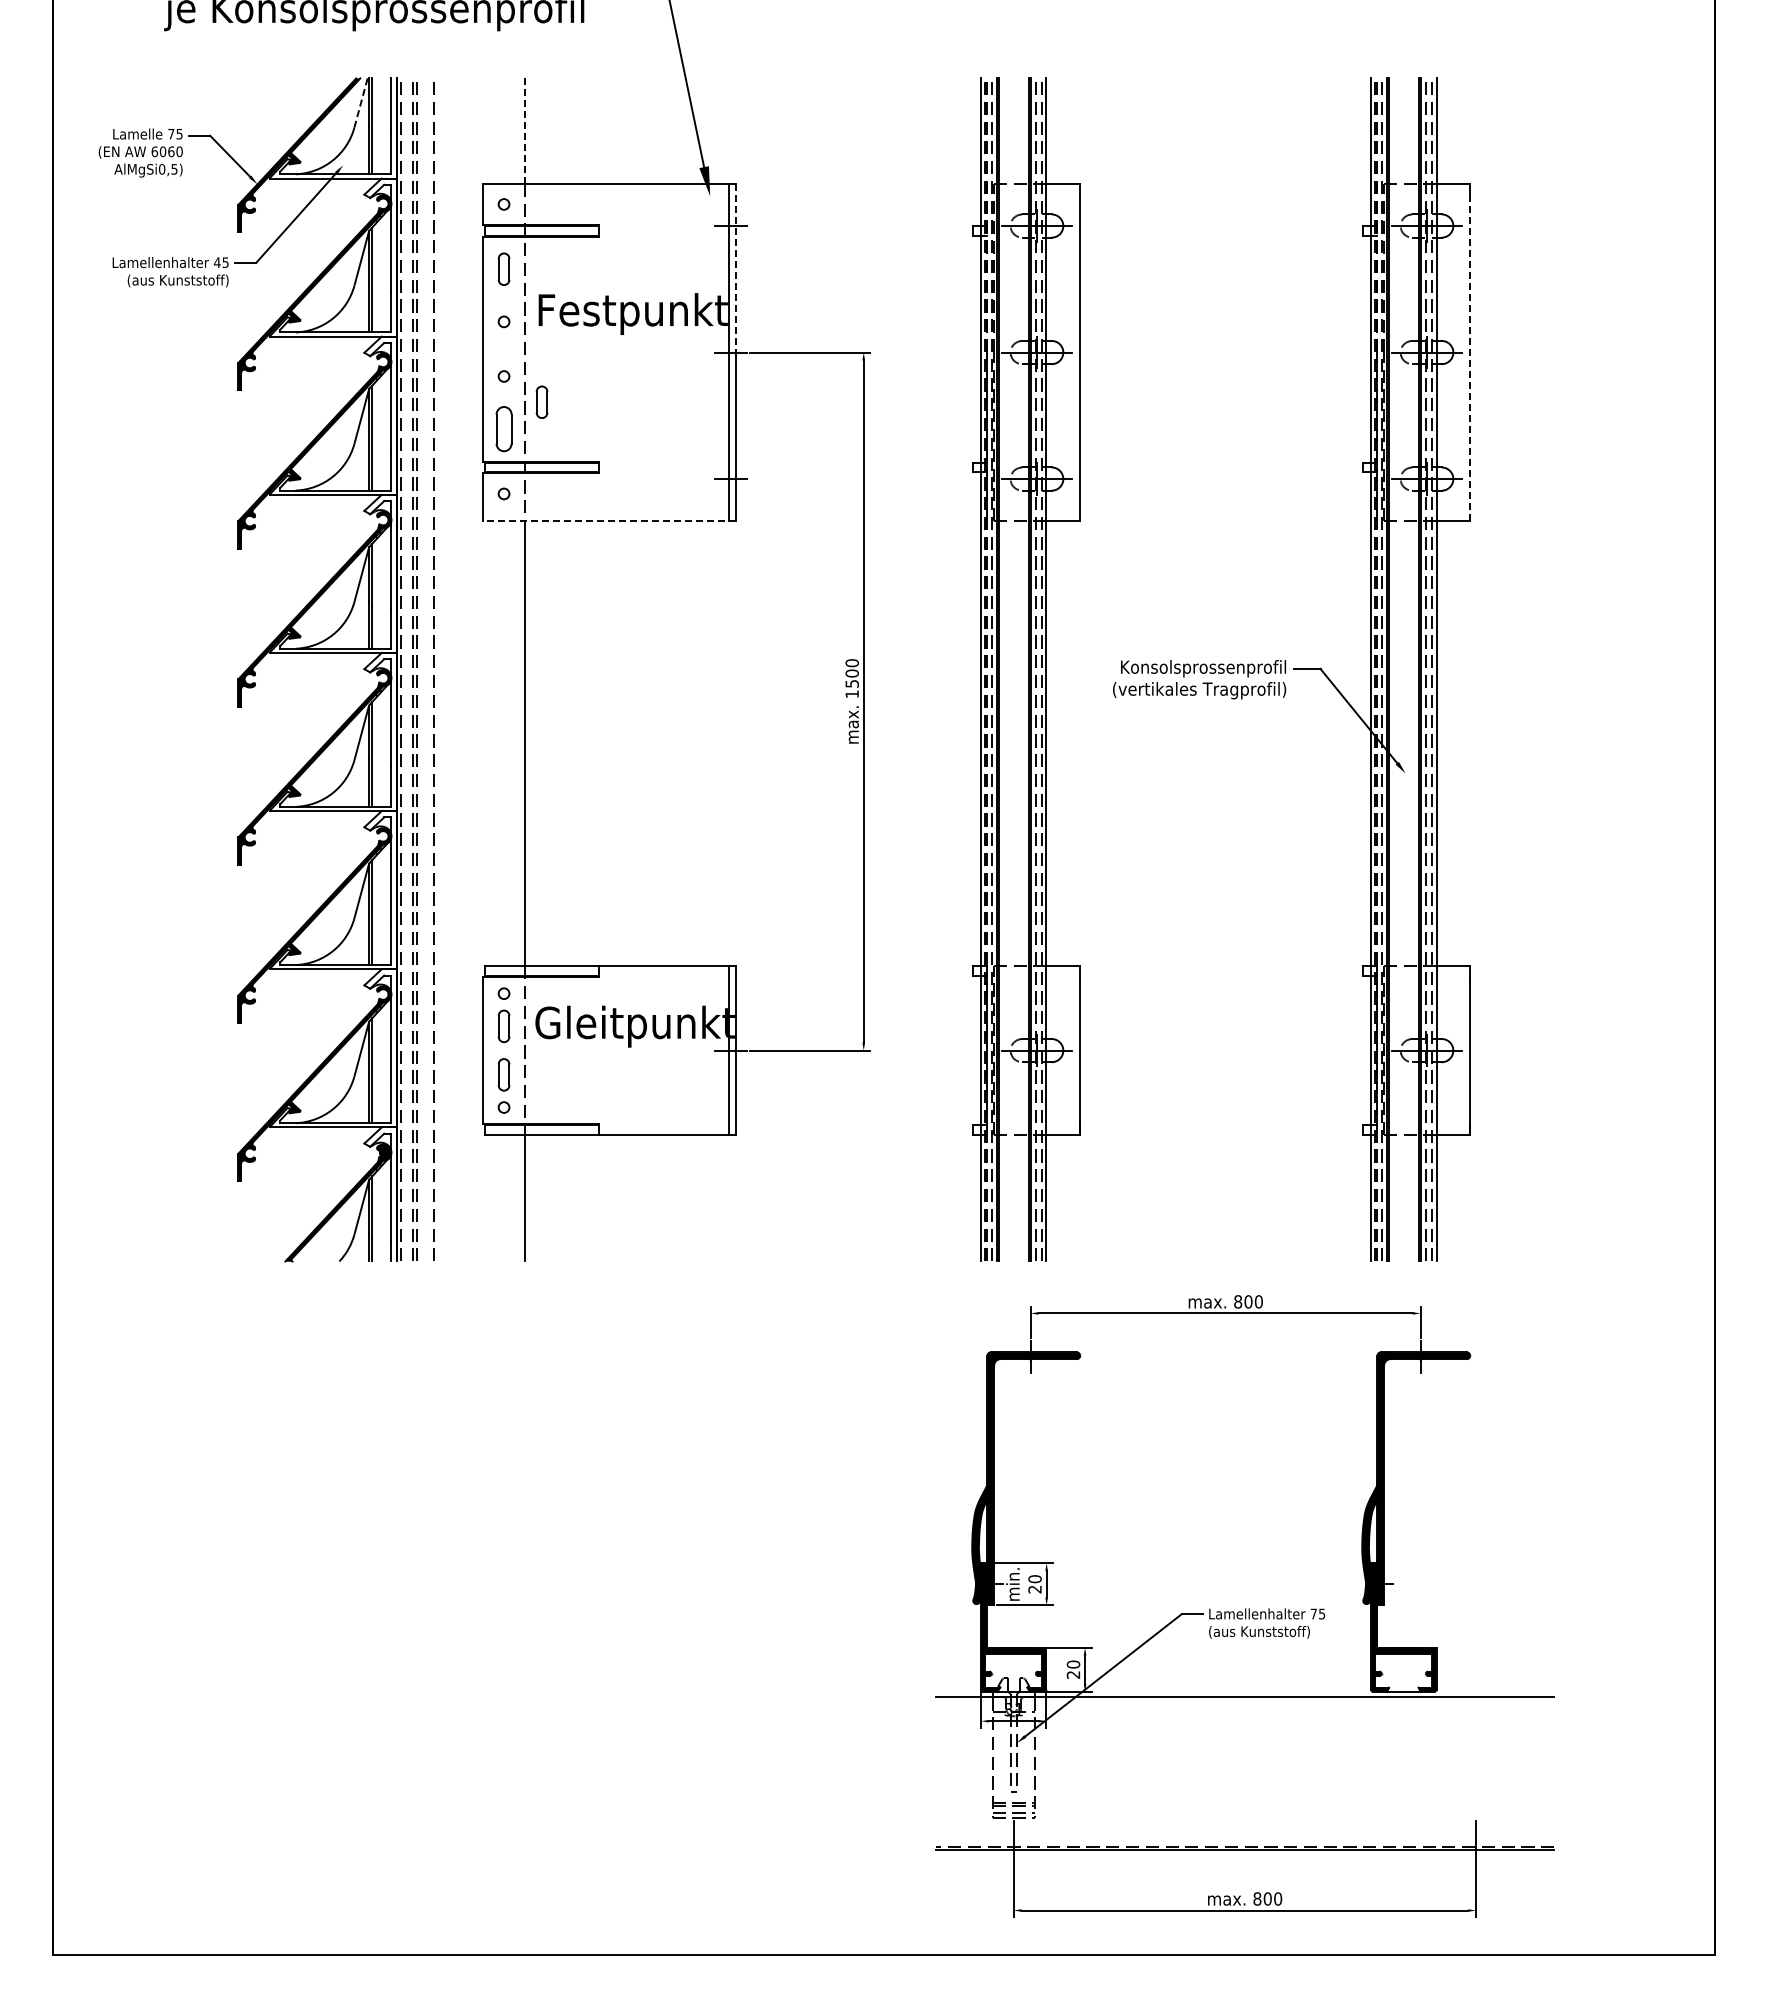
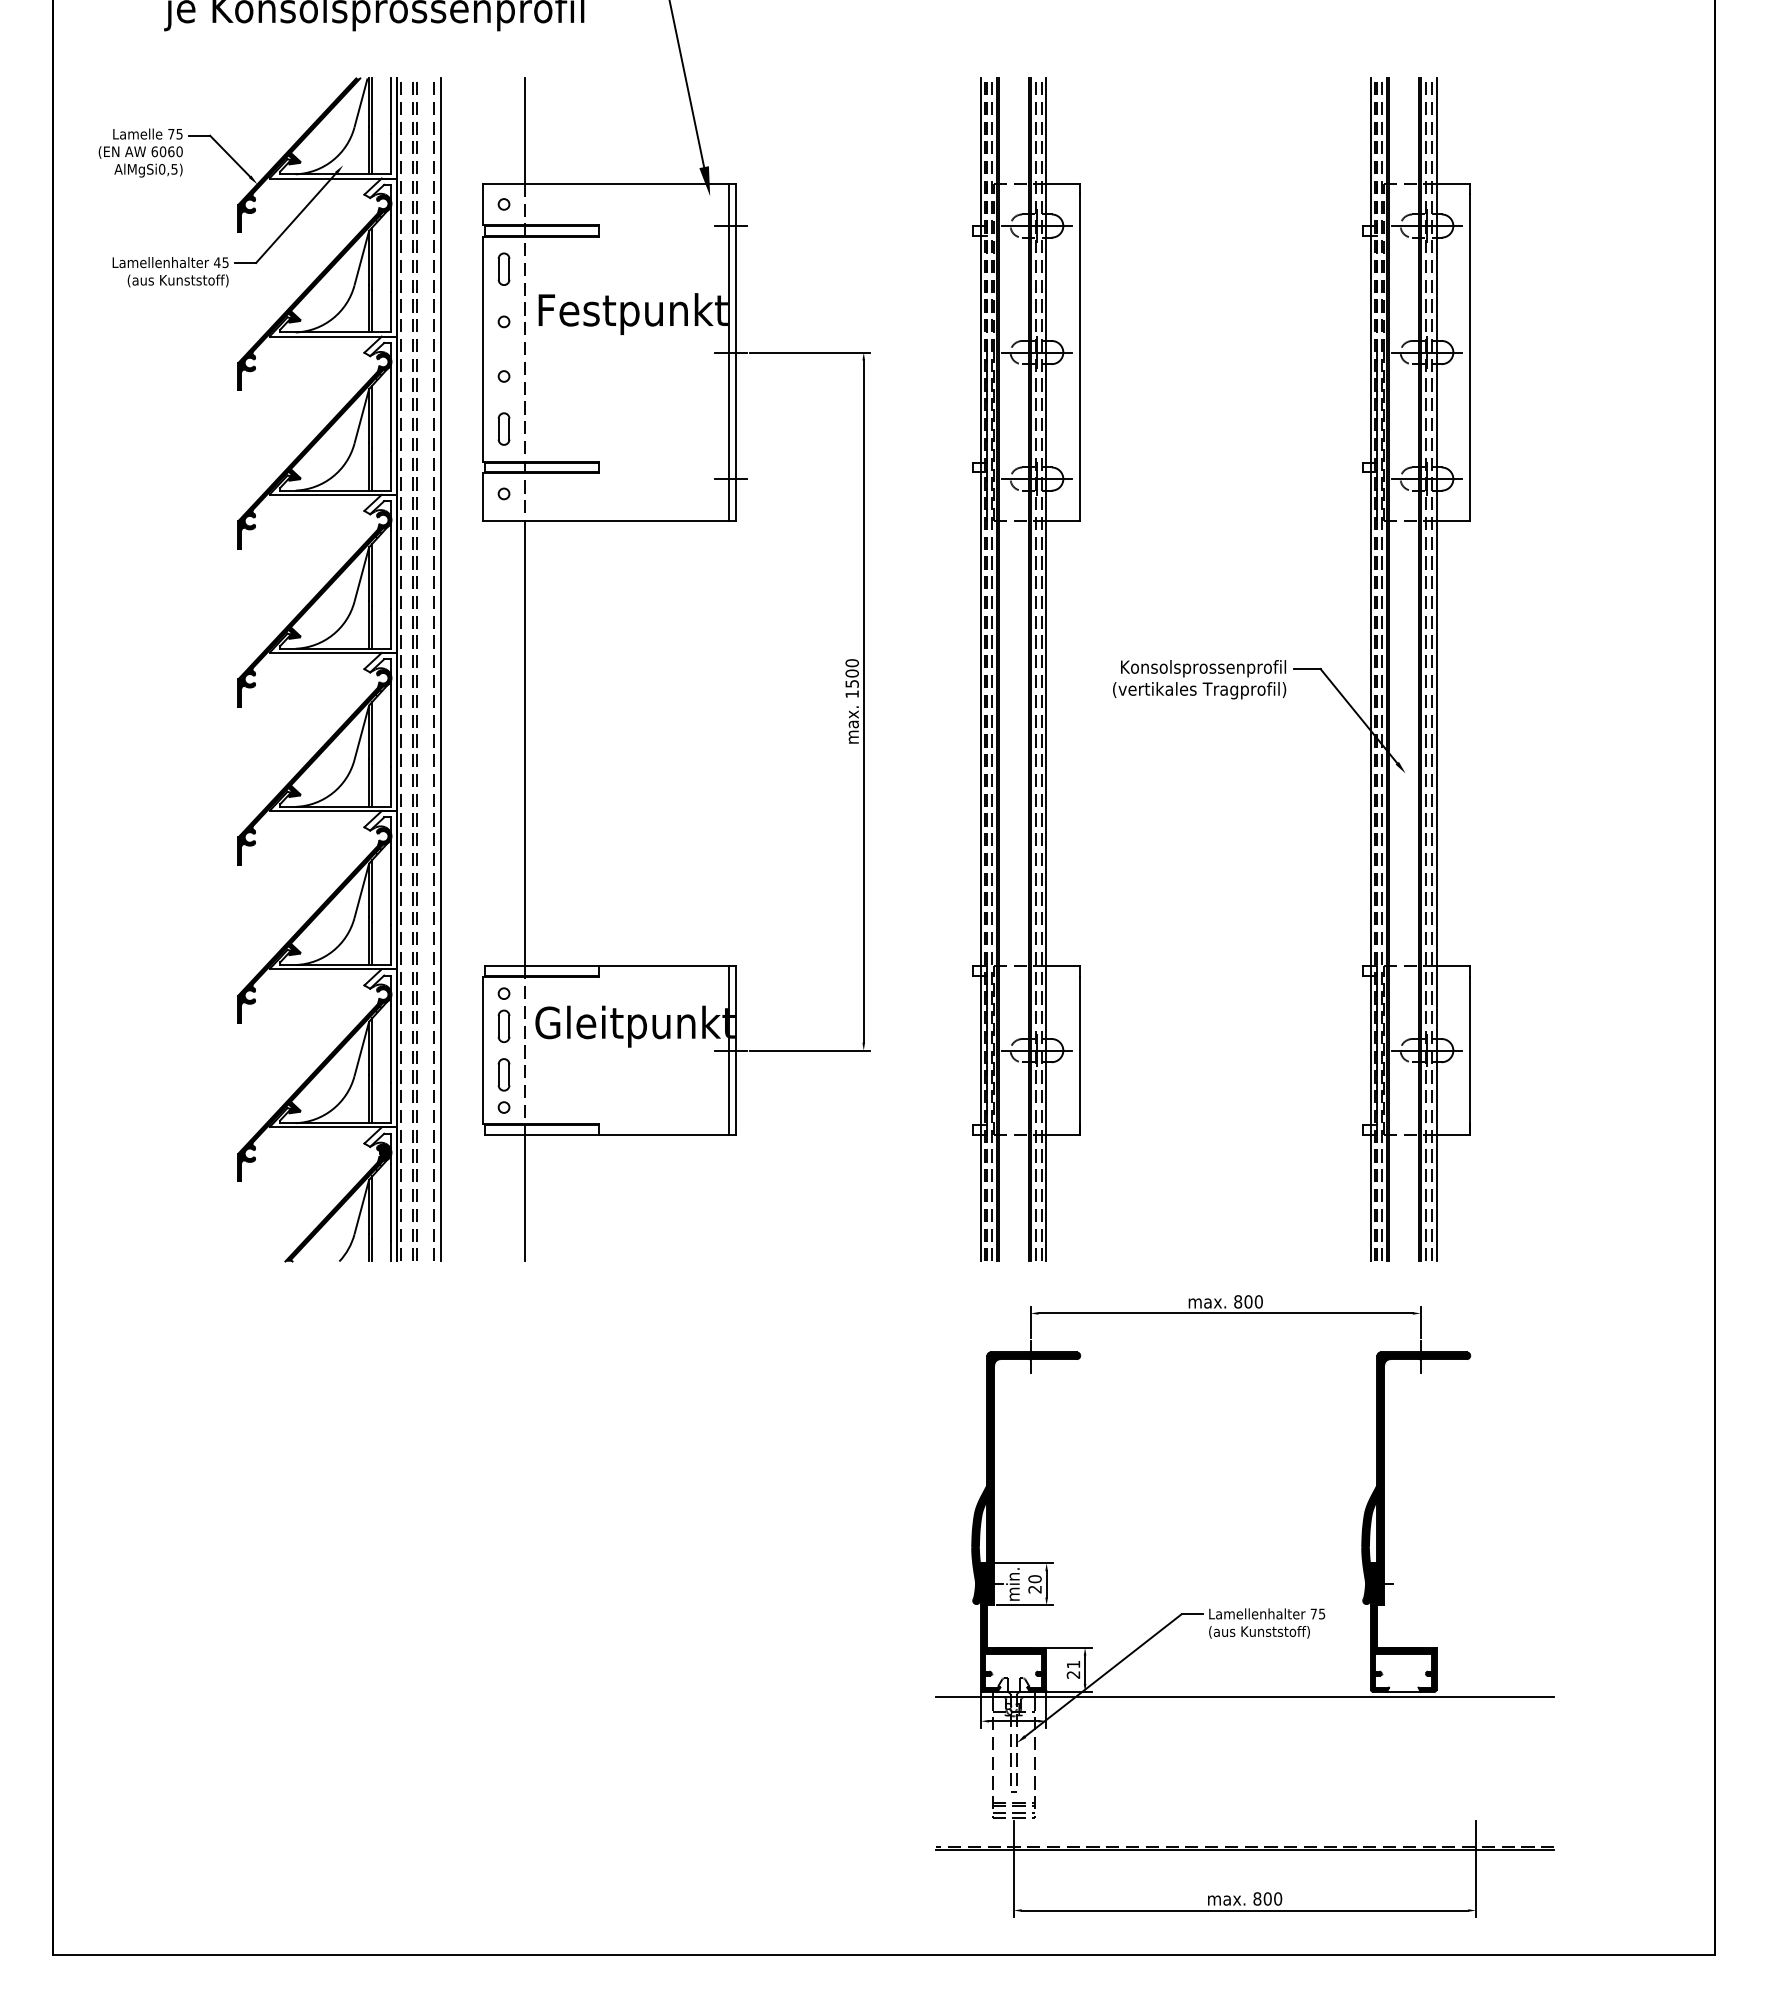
line: dashed -> solid (360, 103)
line: dashed -> solid (525, 131)
line: dashed -> solid (736, 268)
line: dashed -> solid (1470, 357)
part: present -> none (541, 401)
part size: 18x47 px -> 14x34 px (503, 428)
line: dashed -> solid (609, 521)
line: none -> present (440, 669)
text: 20 -> 21 (1073, 1664)
